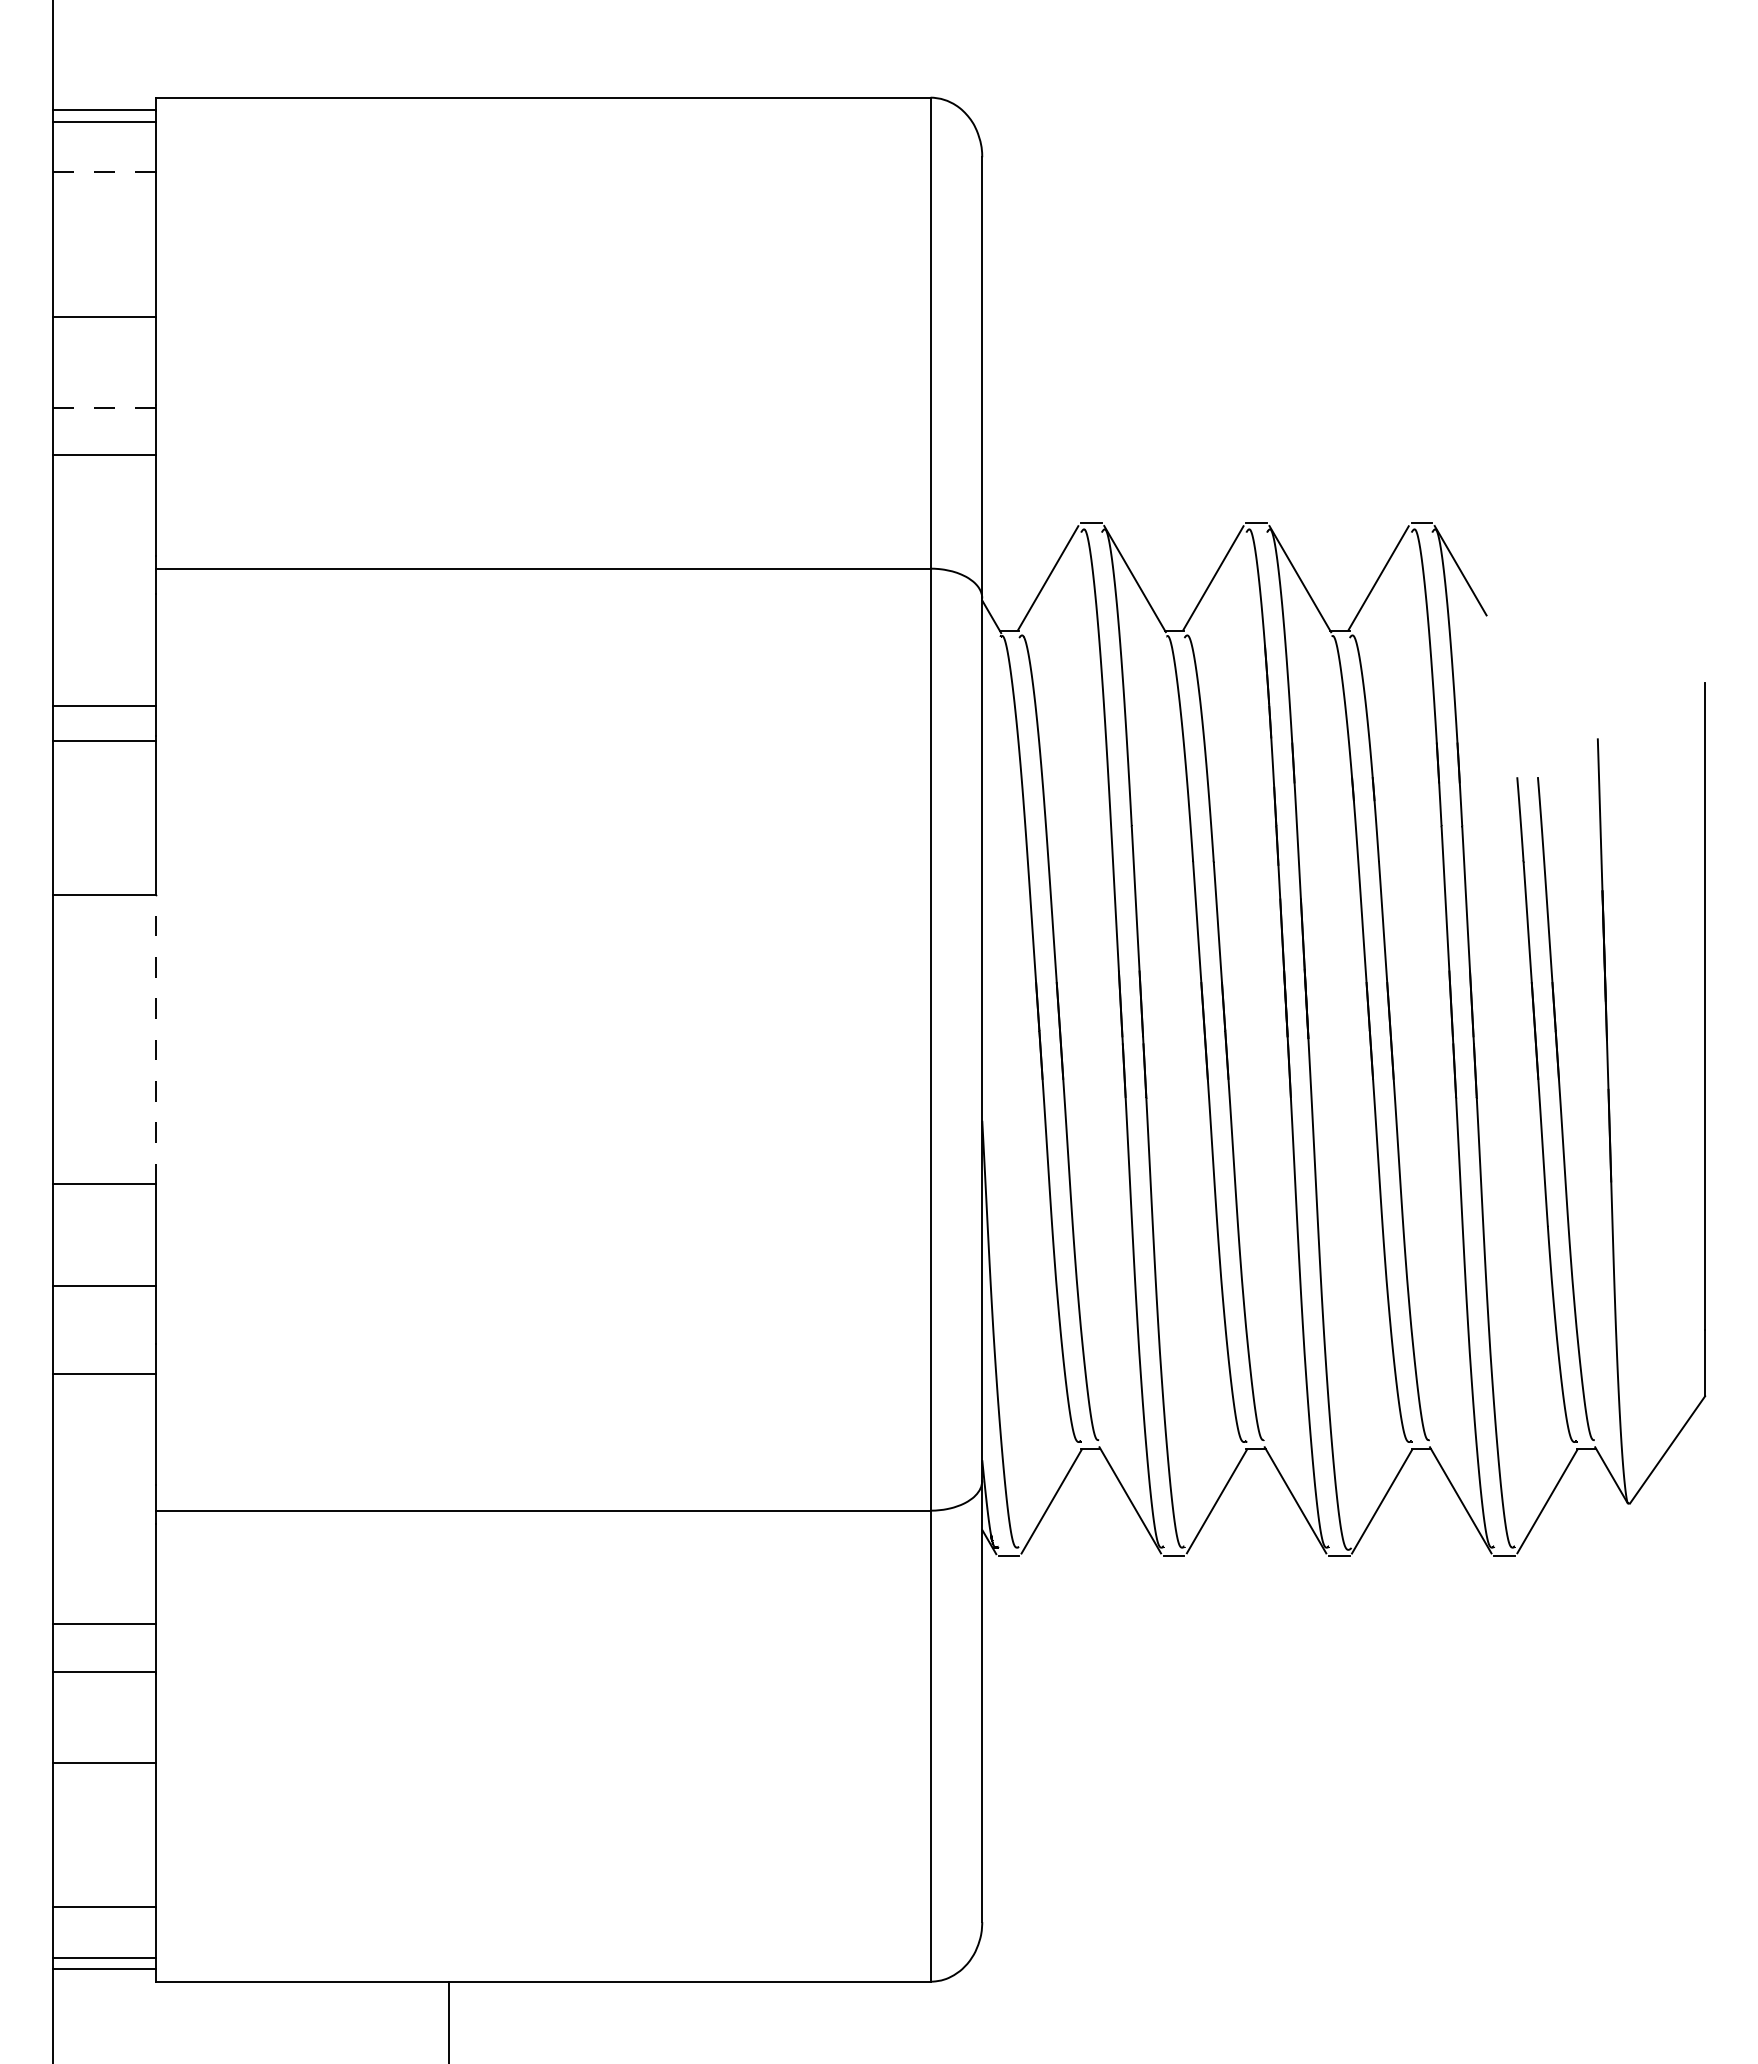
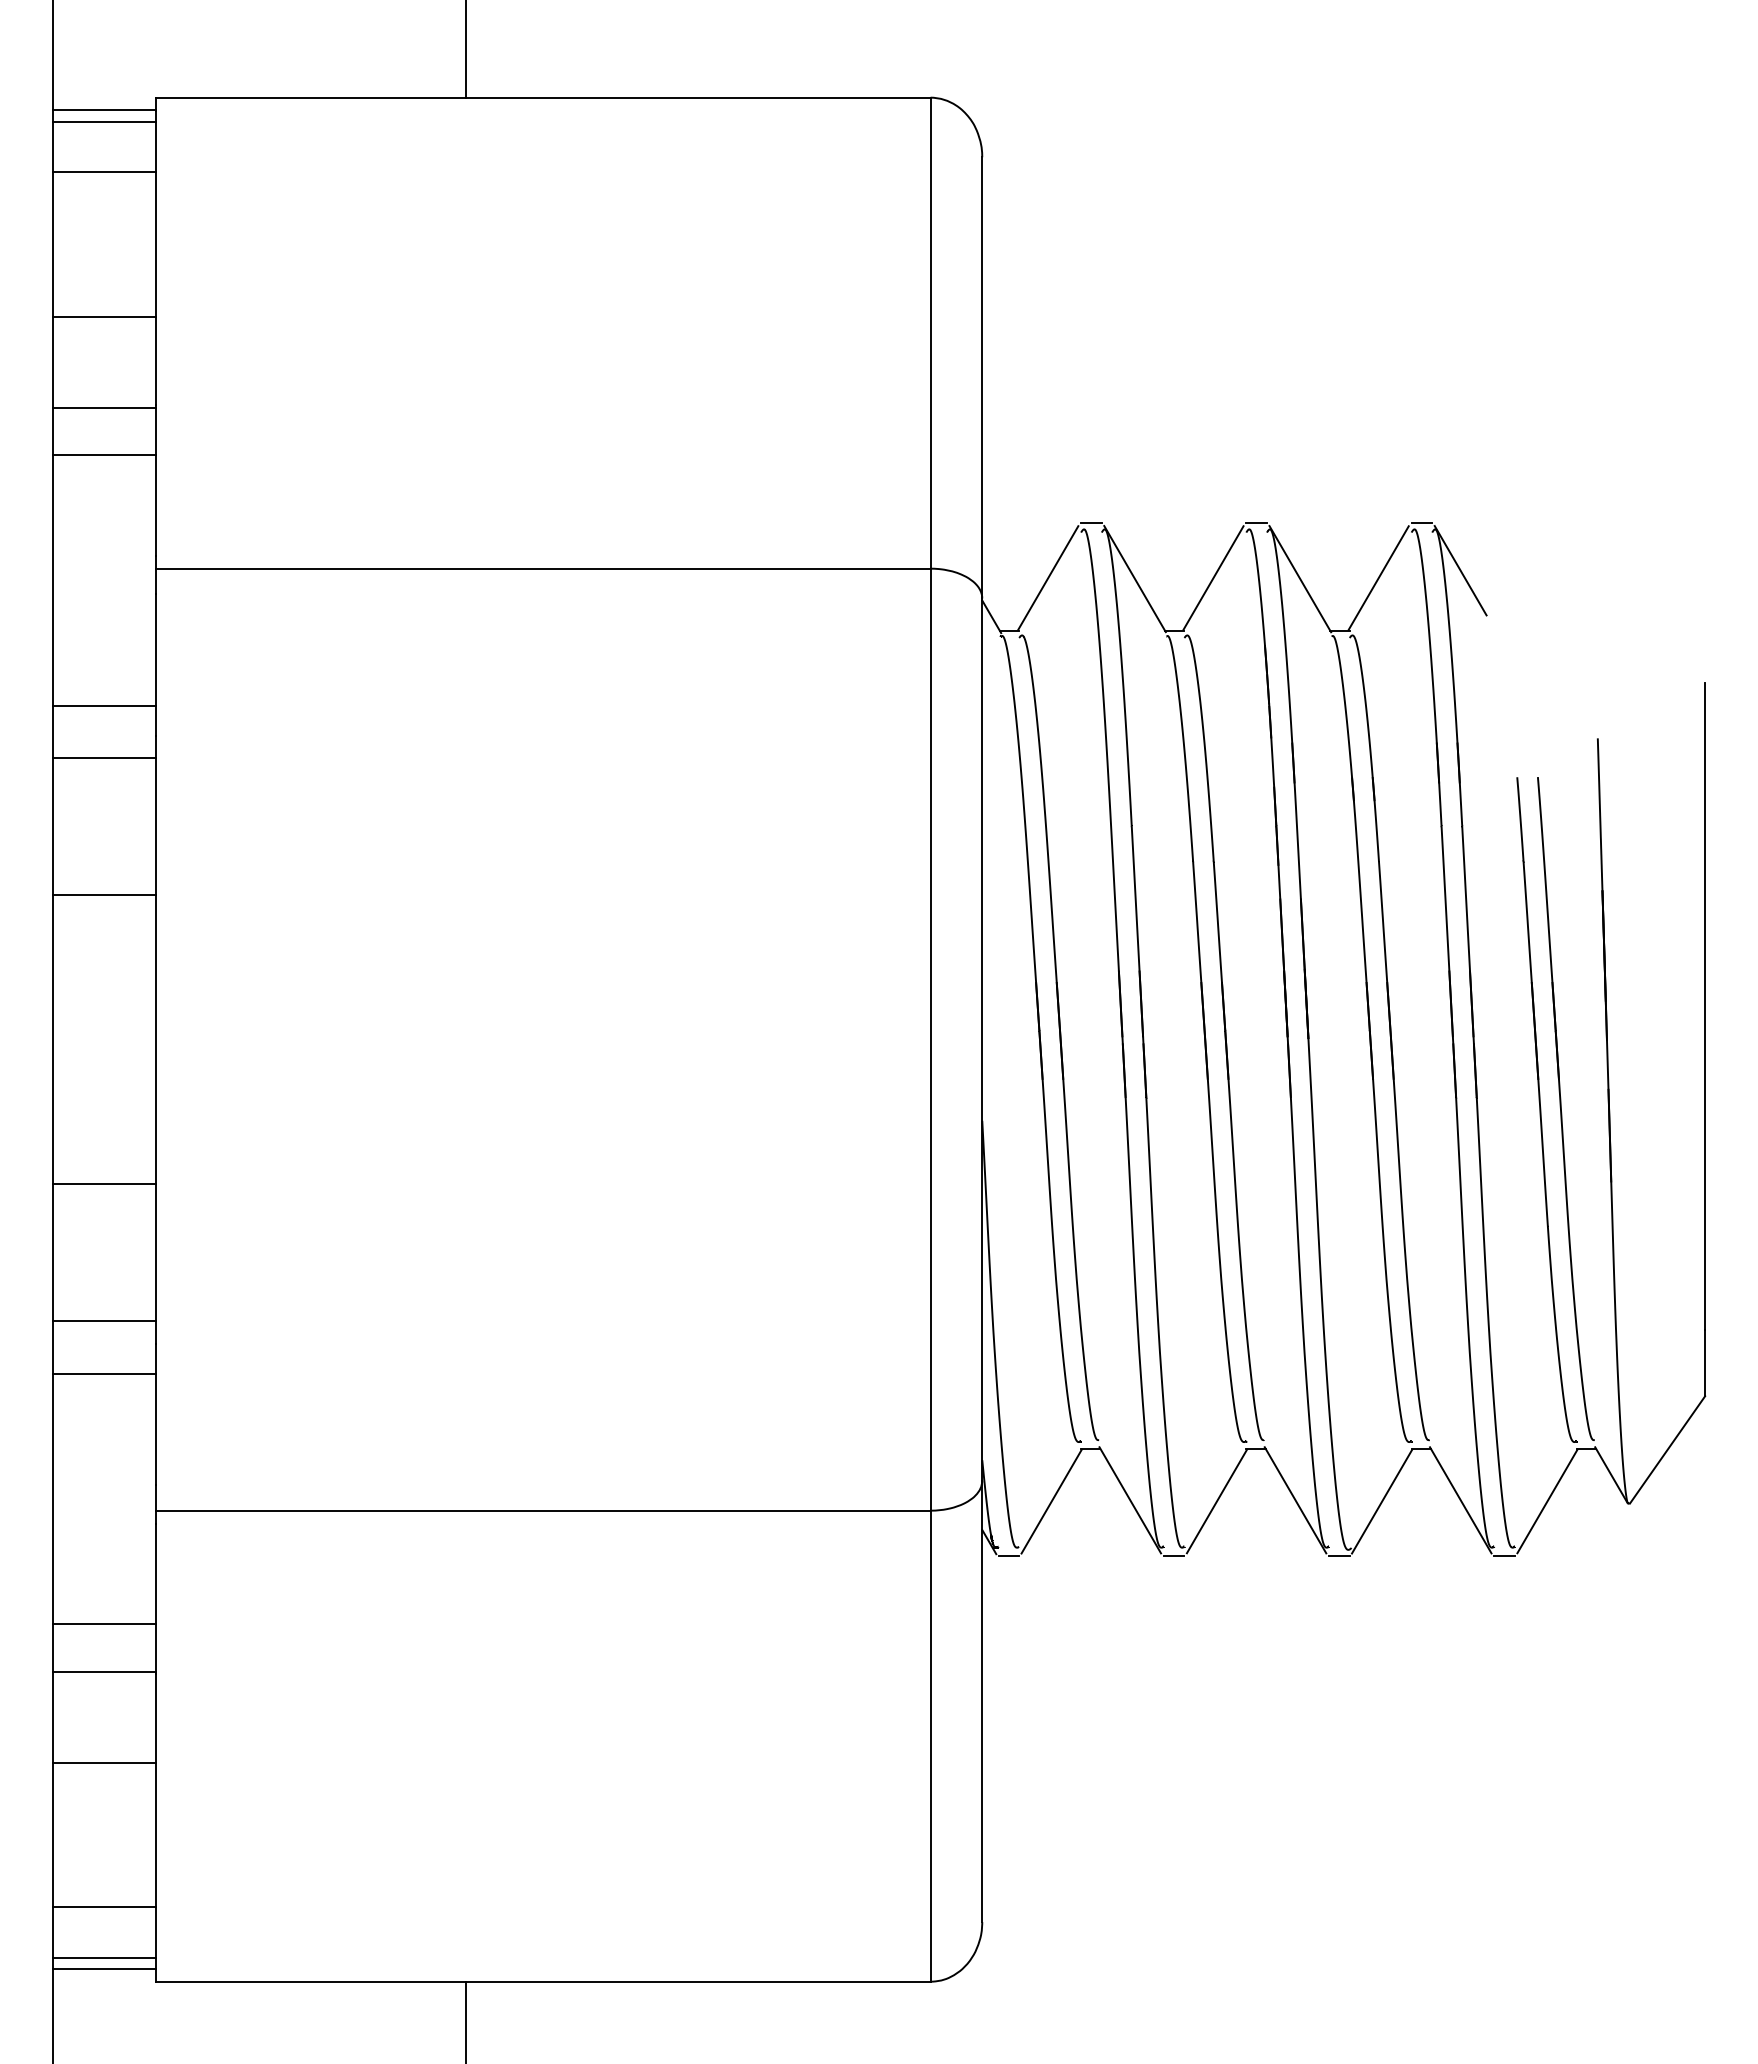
line: none -> present (465, 49)
line: dashed -> solid (104, 172)
line: dashed -> solid (104, 407)
line position: (104, 741) -> (104, 758) (104, 758)
line: dashed -> solid (156, 1039)
line position: (104, 1286) -> (104, 1321) (104, 1321)
line position: (448, 2020) -> (465, 2020) (465, 2020)
